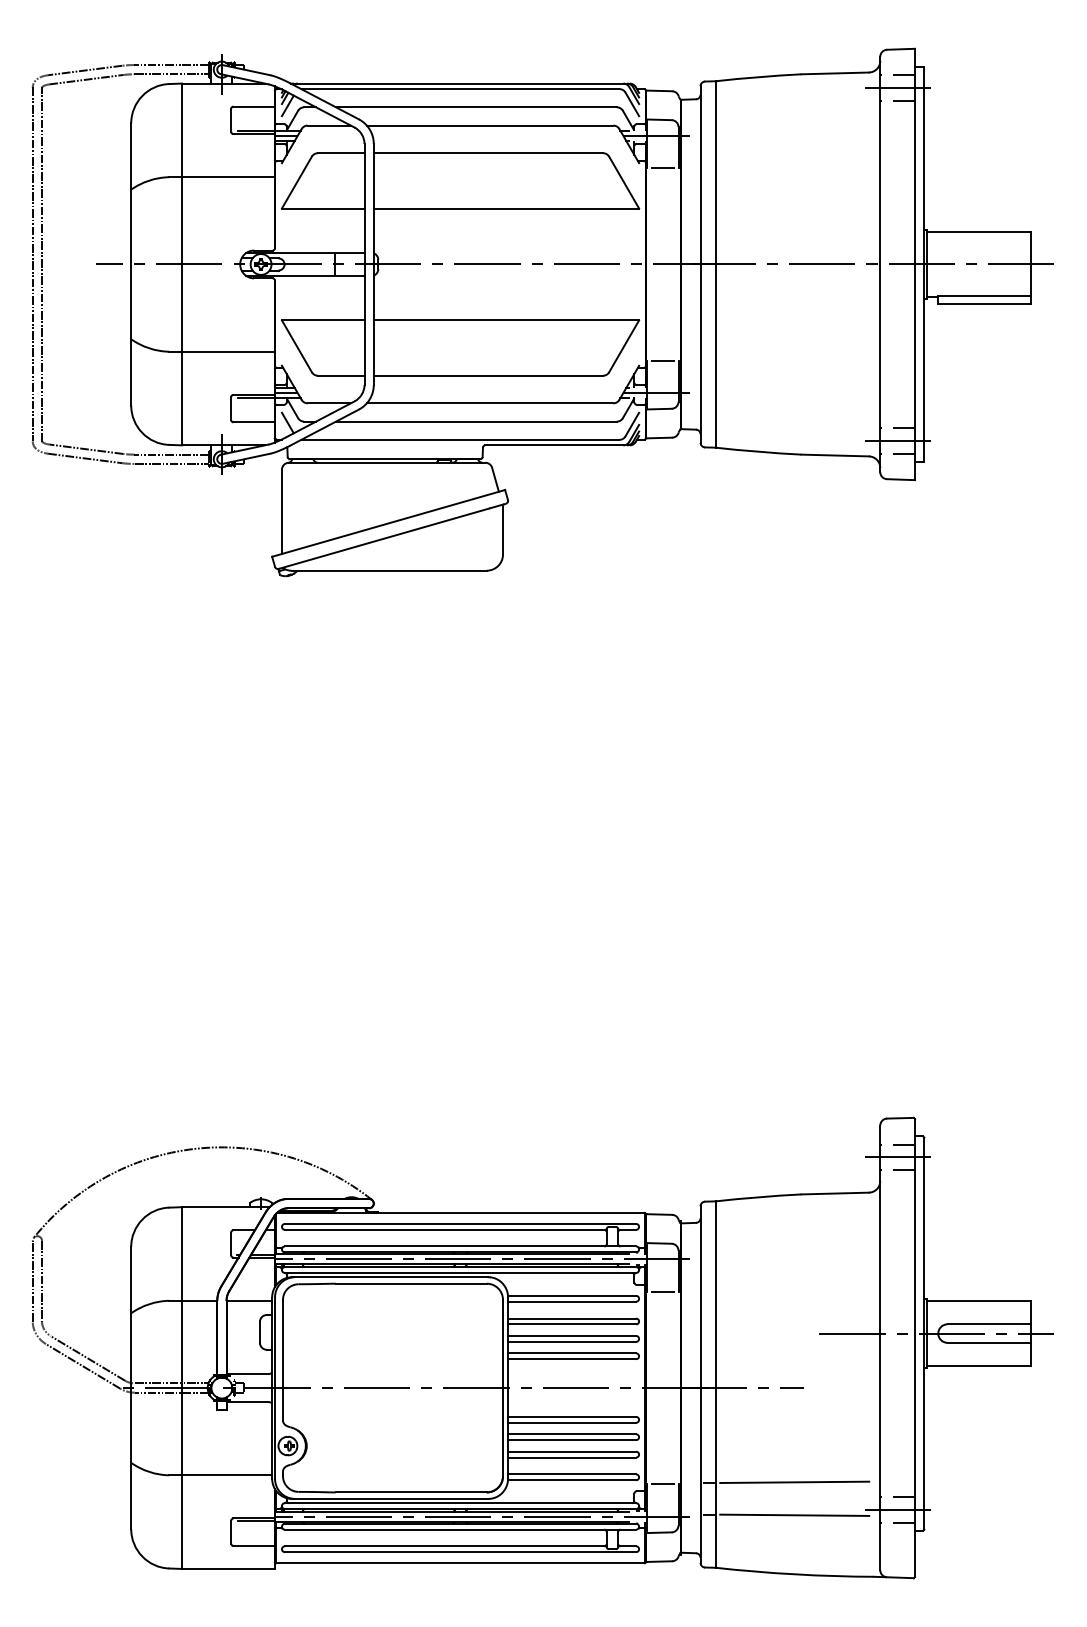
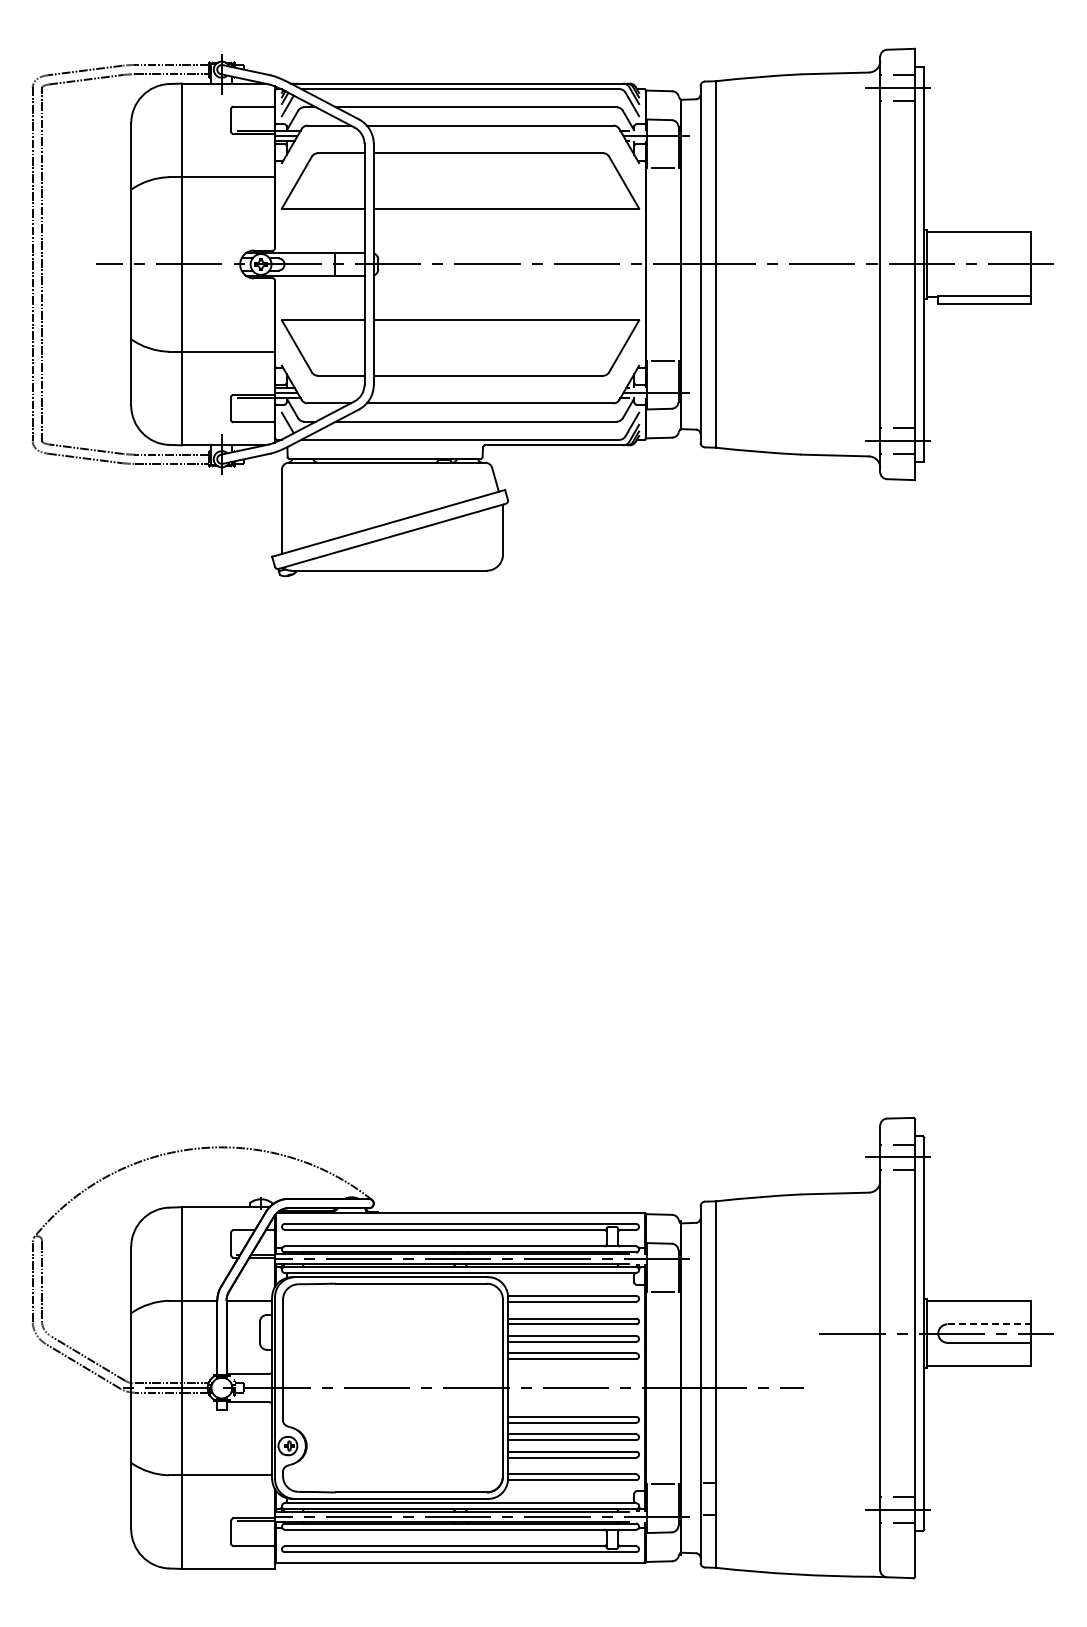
line: solid -> dashed (989, 1324)
line: present -> none (794, 1481)
line: present -> none (794, 1514)
